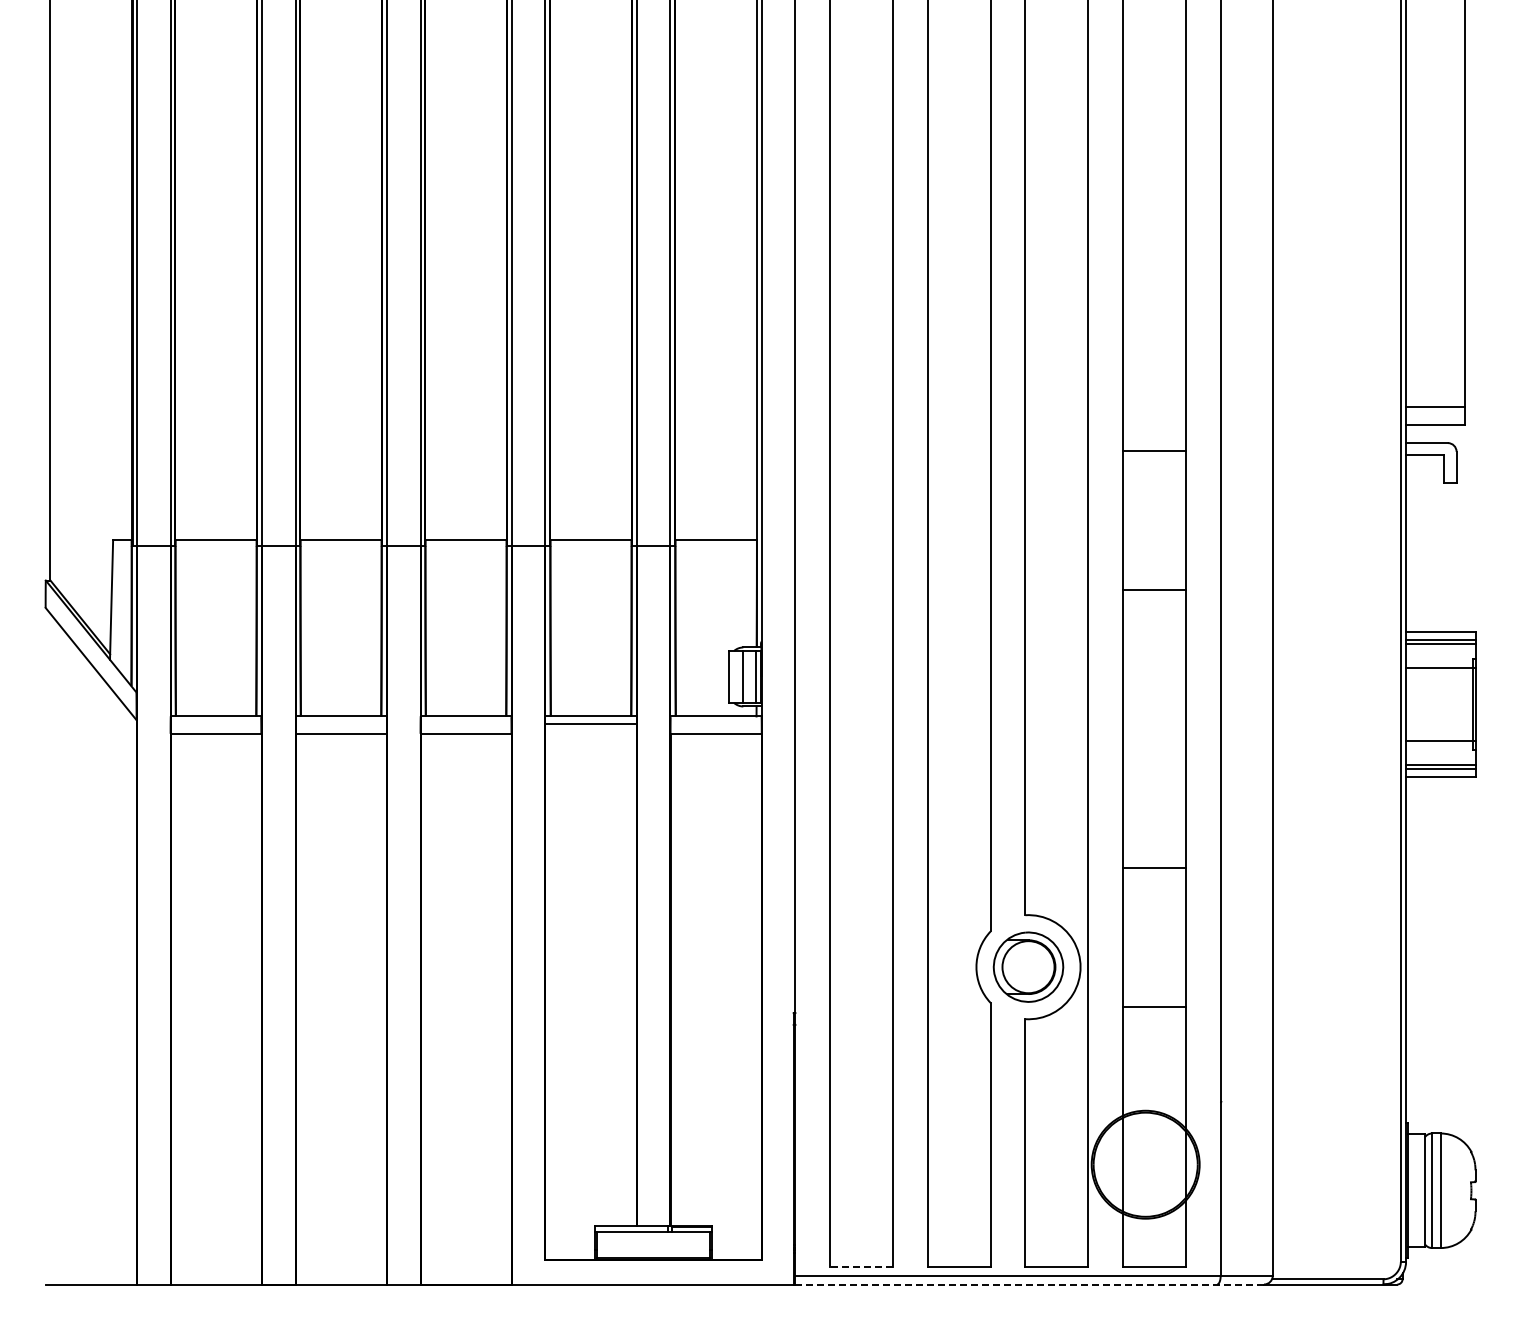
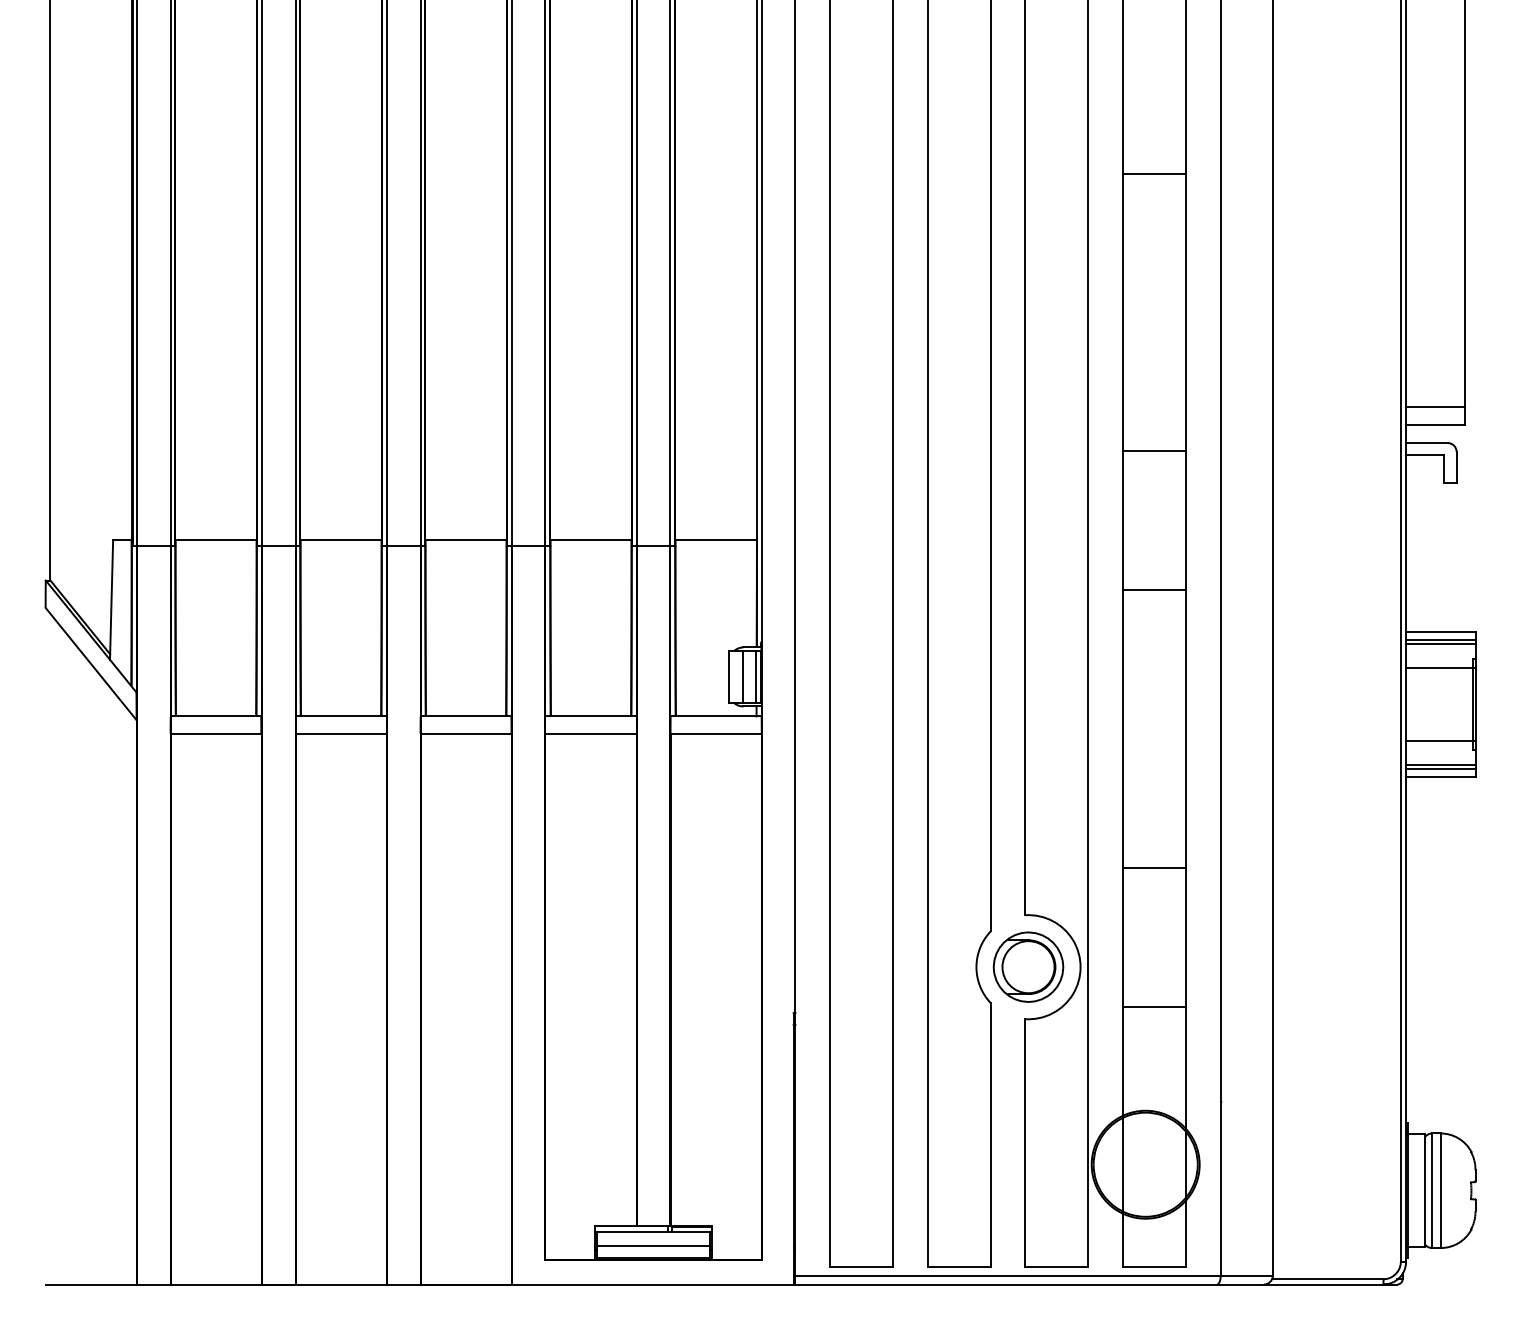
line: none -> present (1154, 173)
line position: (590, 723) -> (590, 733) (590, 733)
line: none -> present (653, 1246)
line: dashed -> solid (861, 1267)
line: dashed -> solid (1029, 1284)
